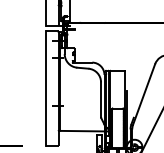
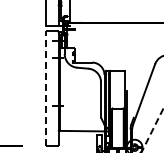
line: solid -> dashed (46, 88)
line: solid -> dashed (152, 130)
